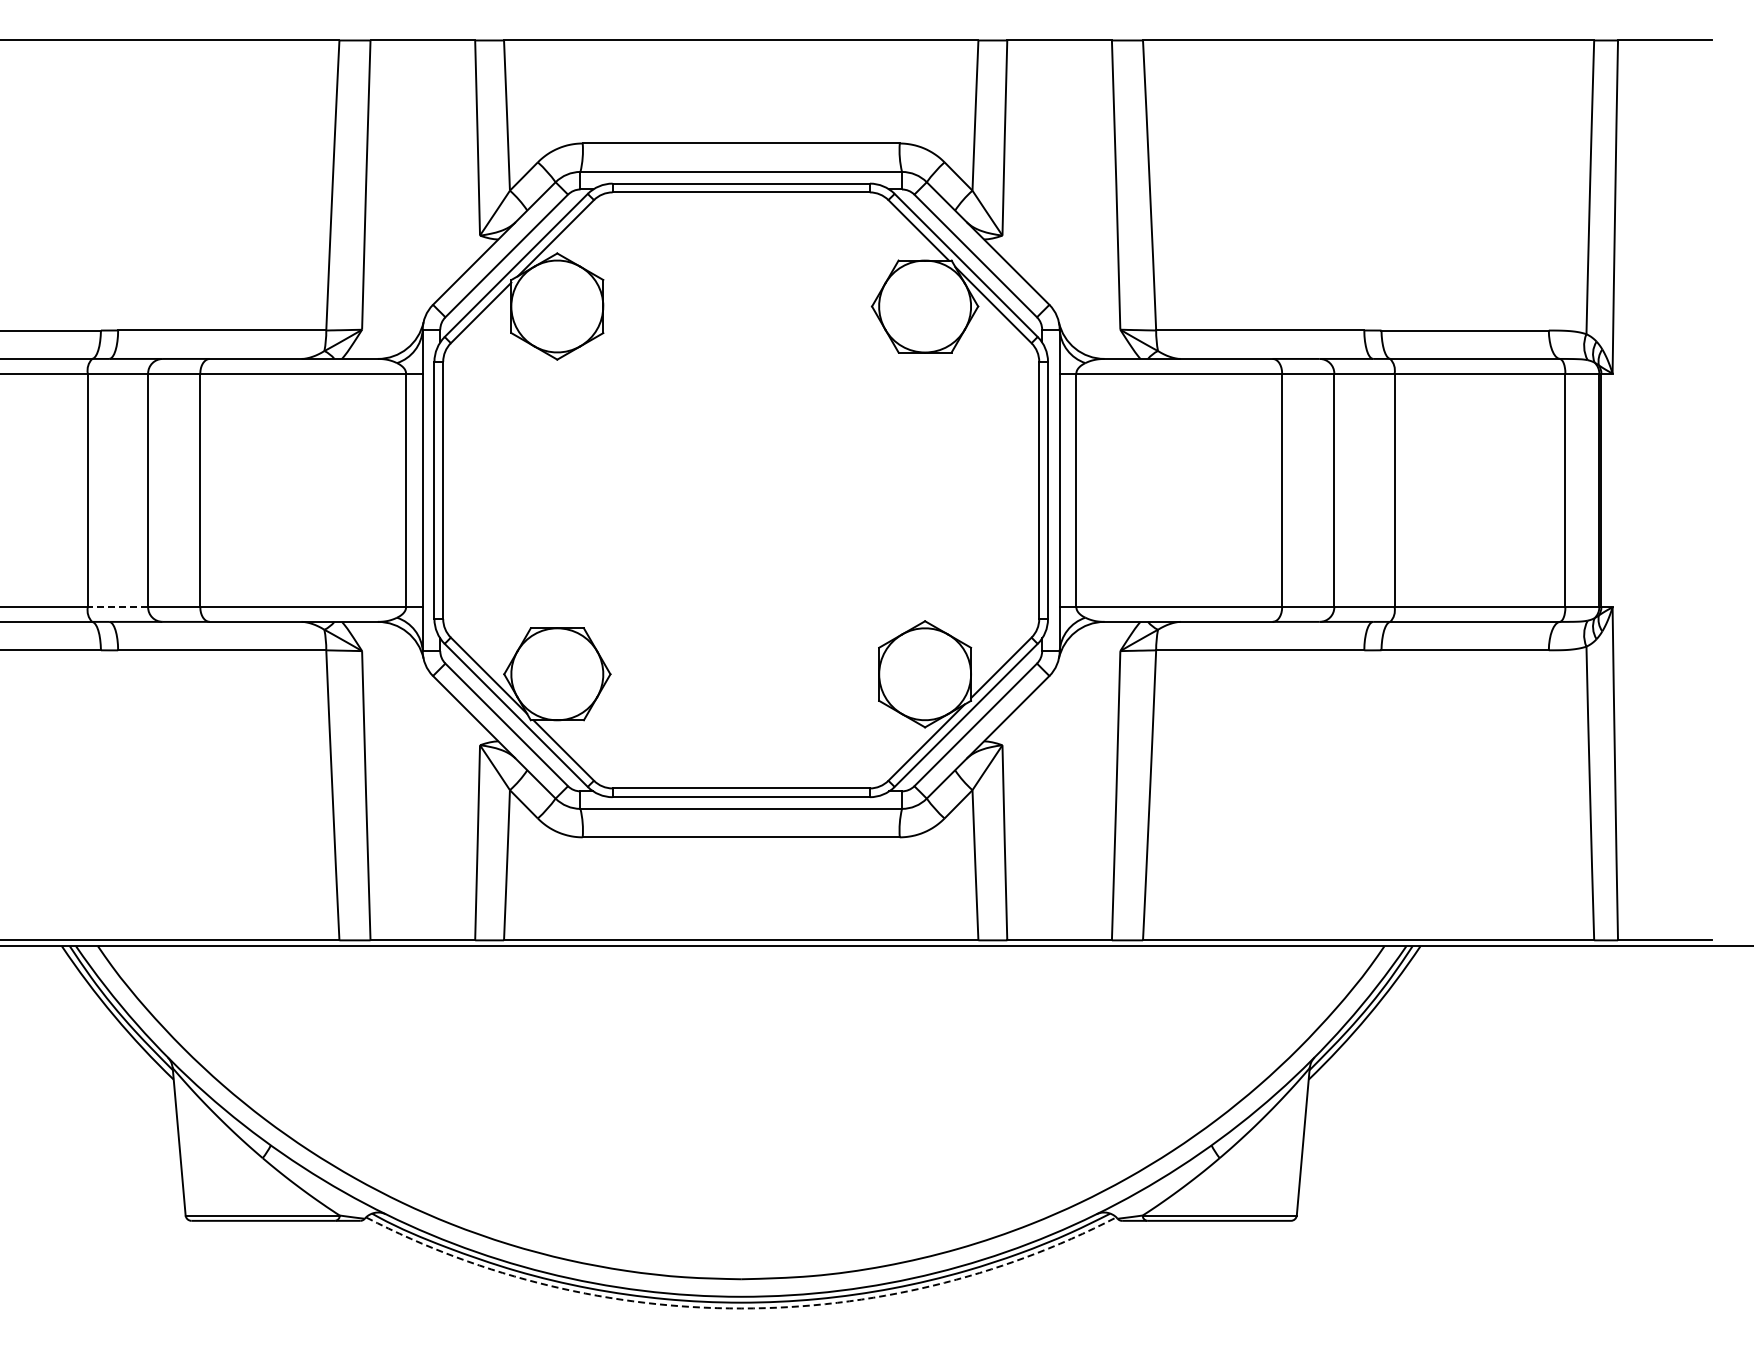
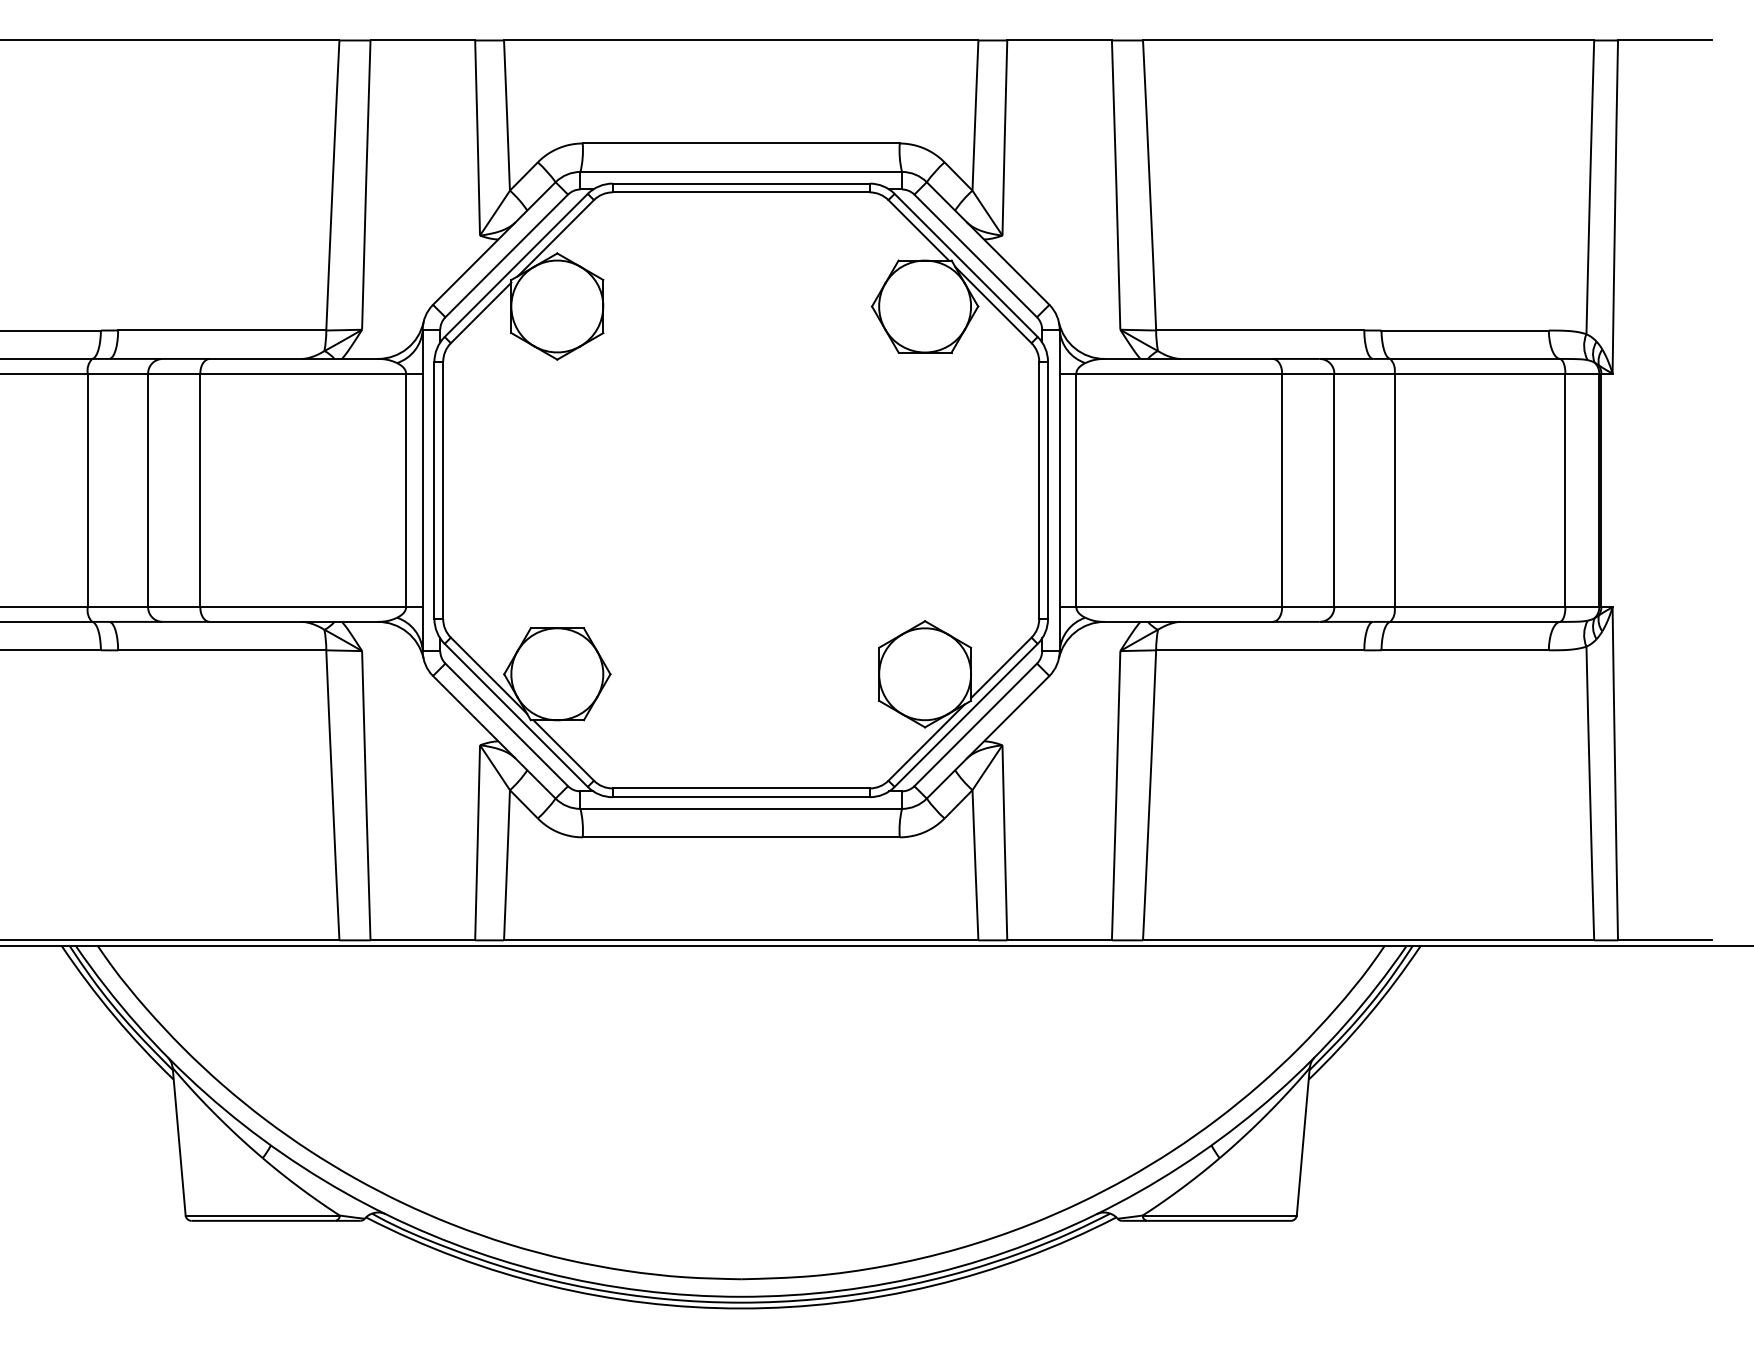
line: dashed -> solid (117, 607)
arc: dashed -> solid (741, 1308)
